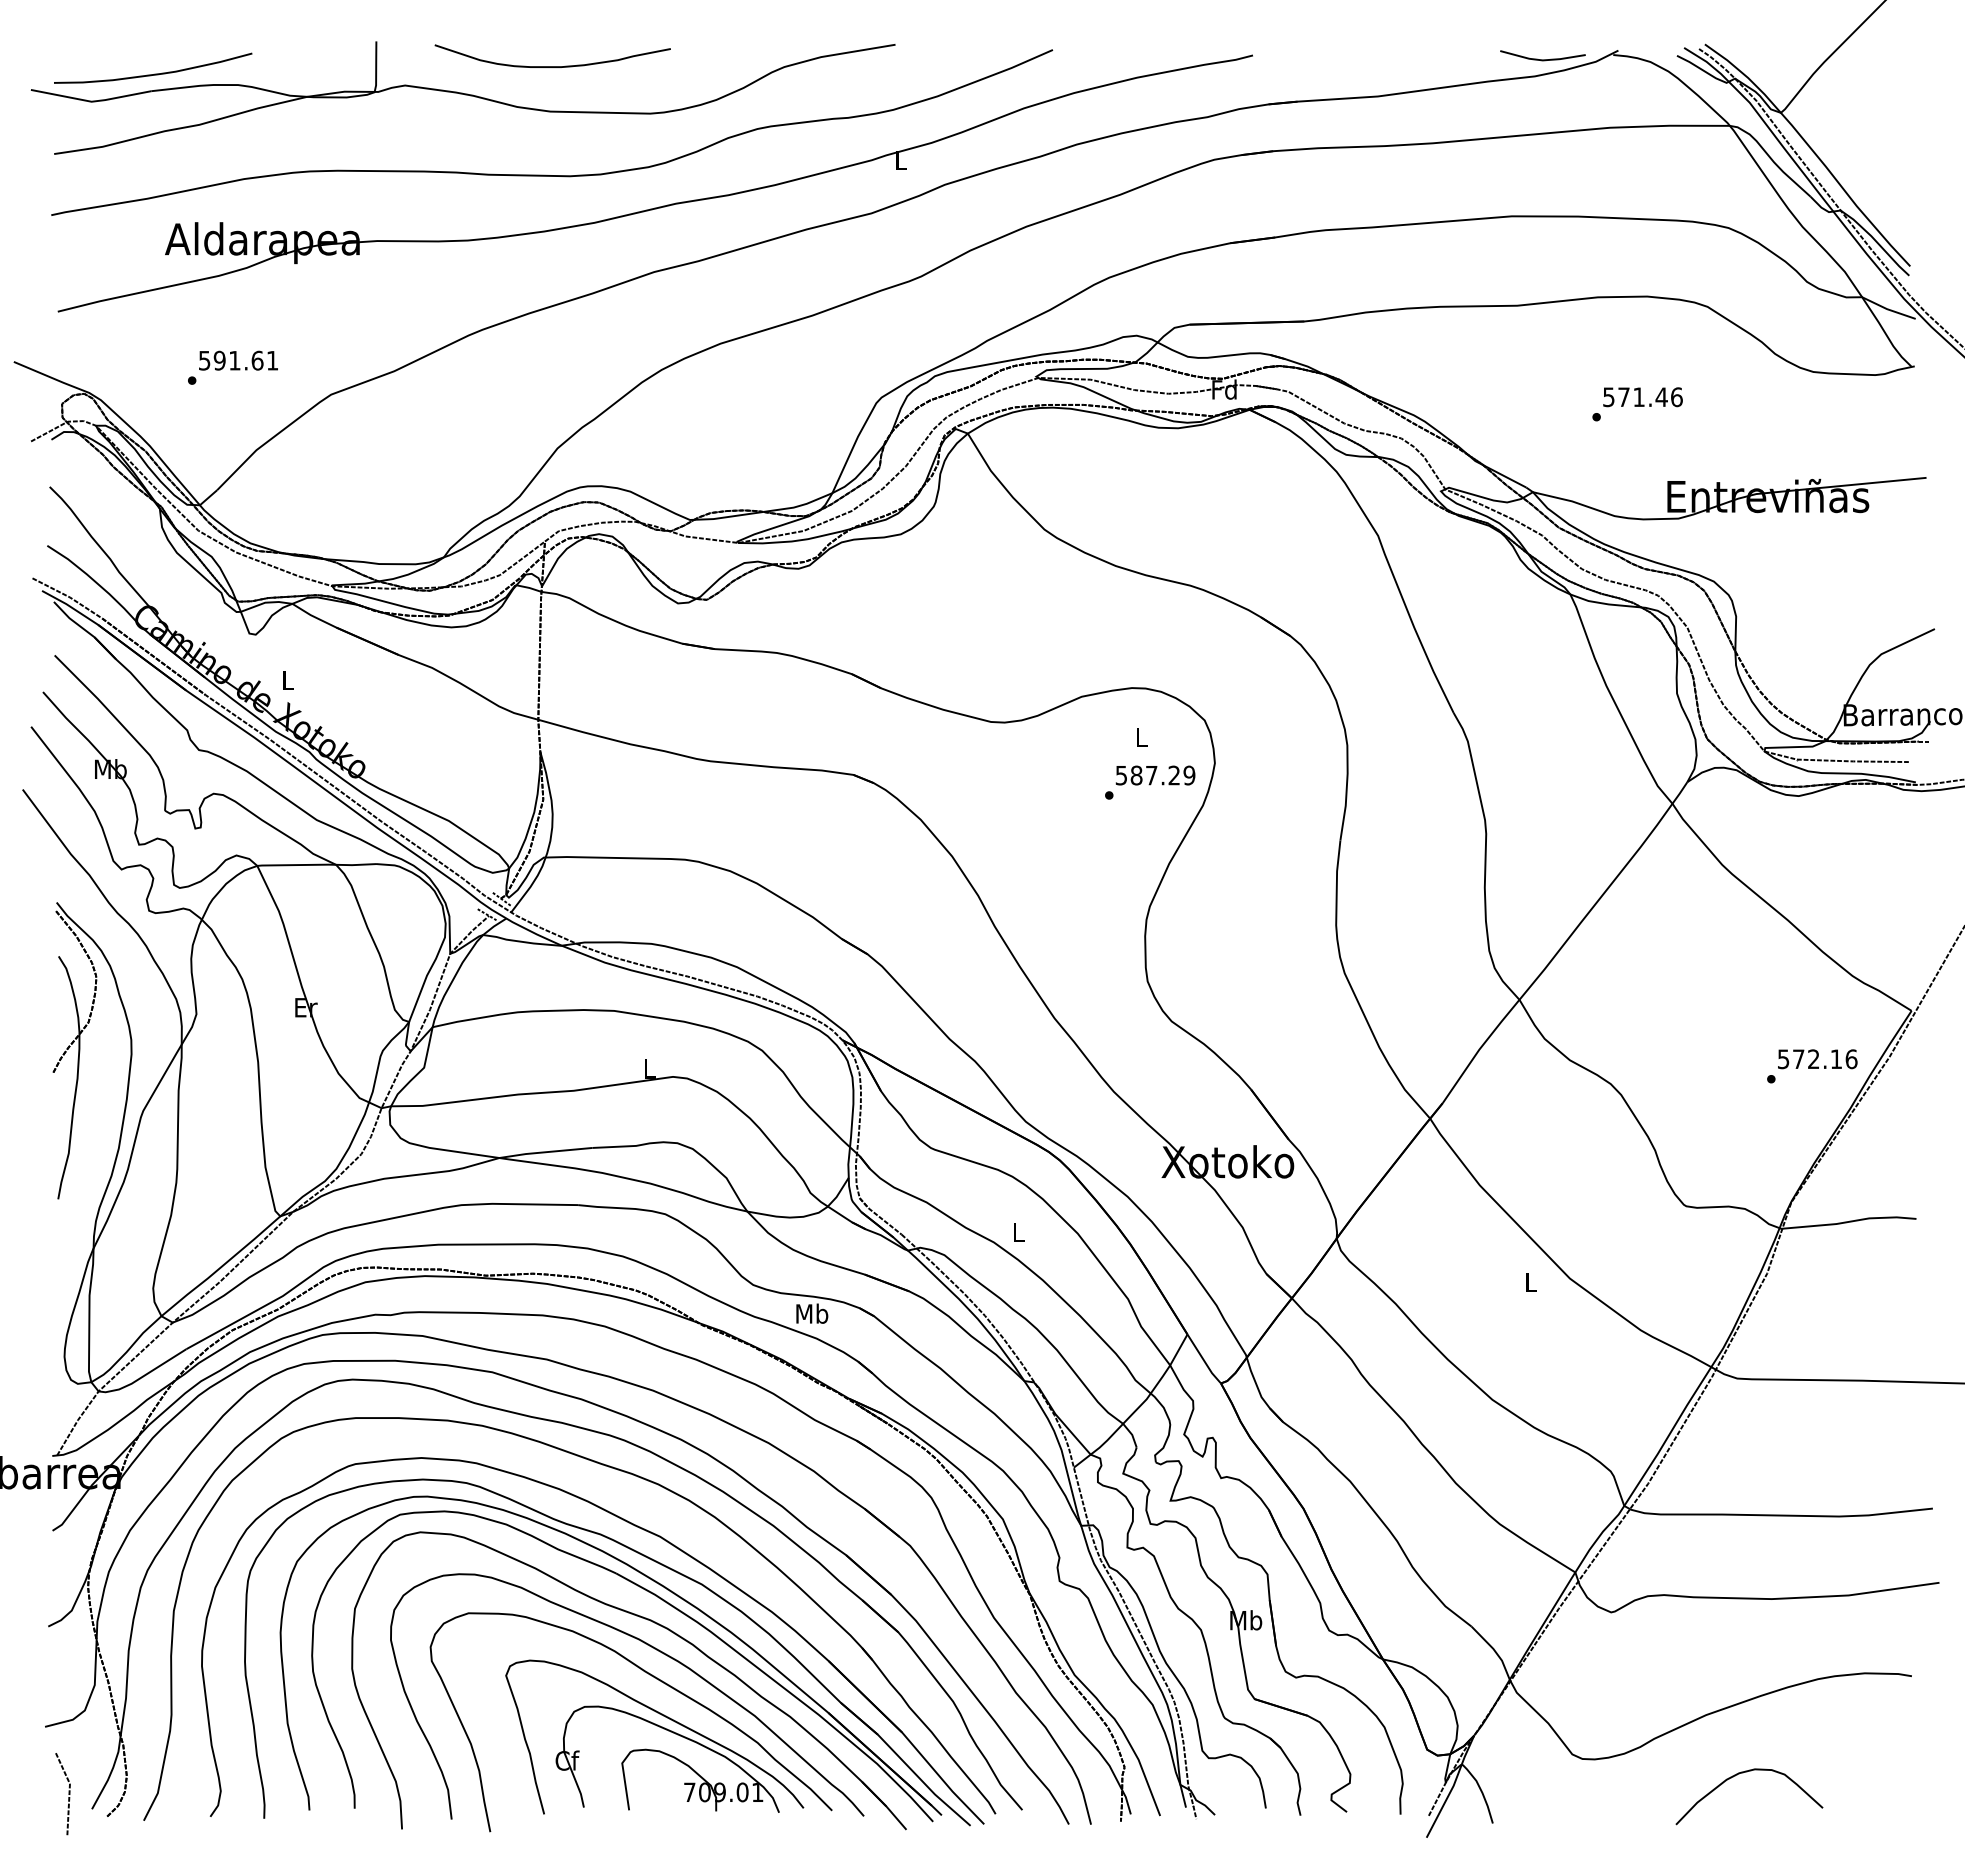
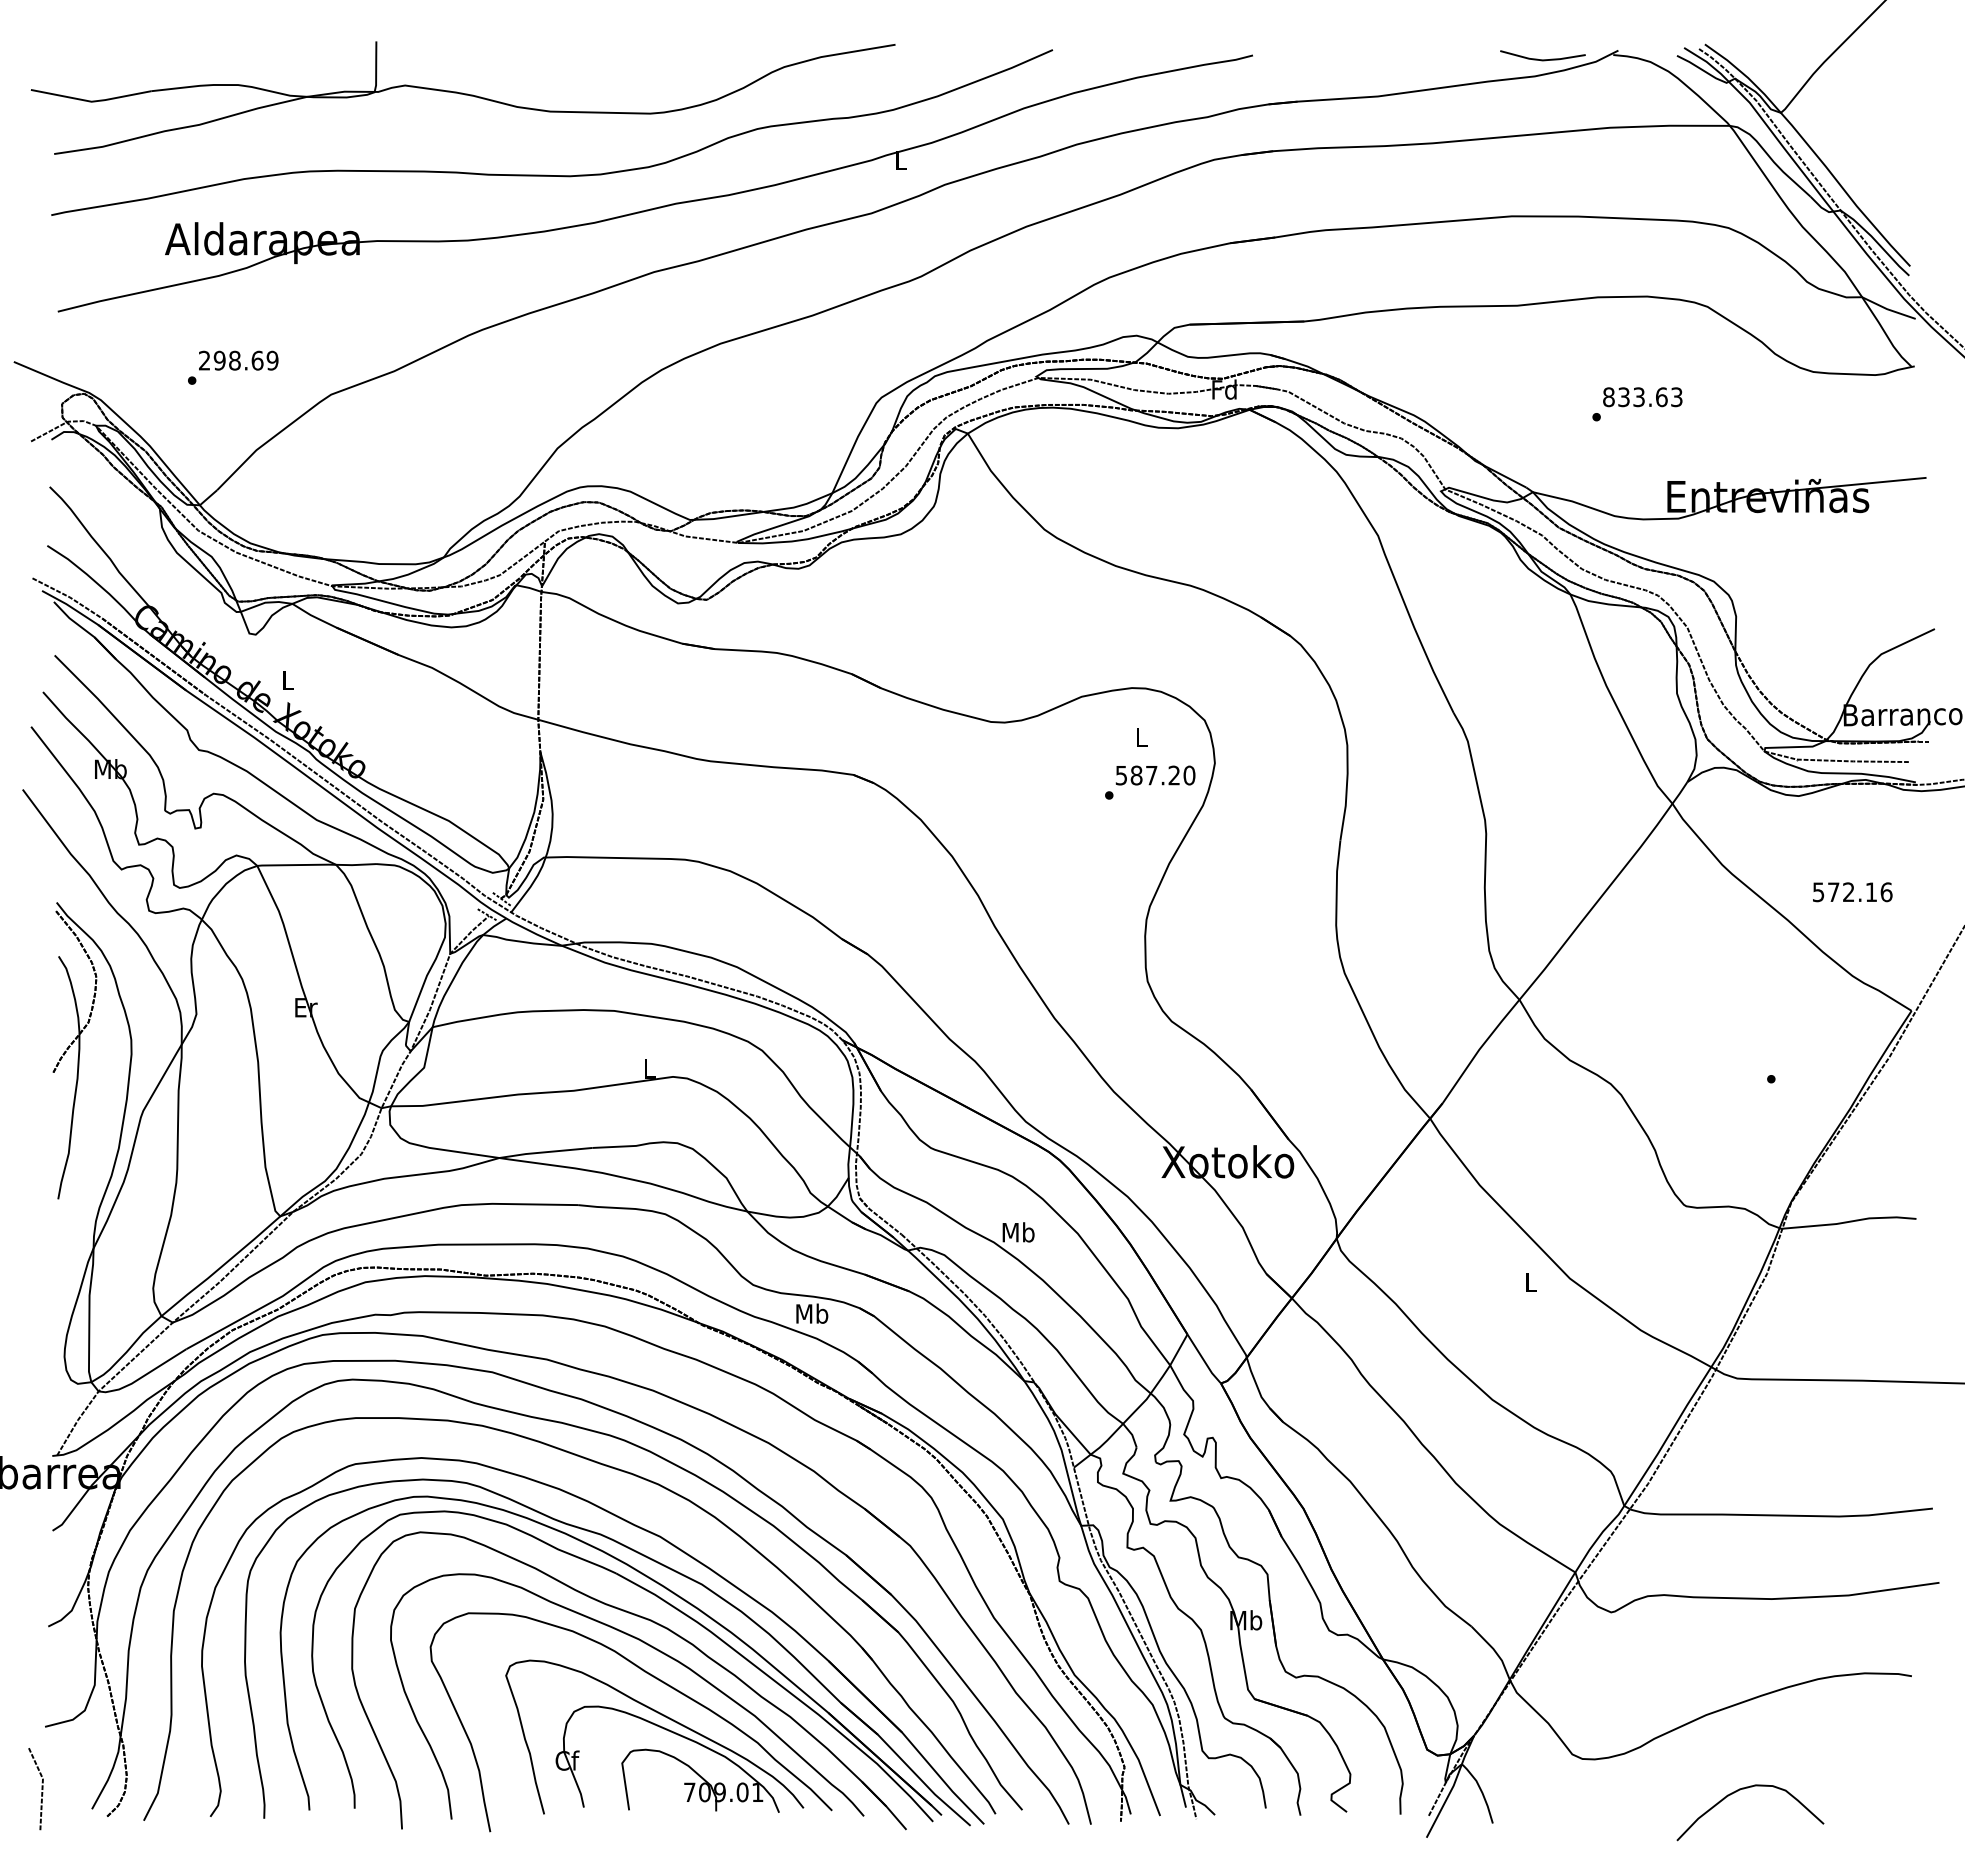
curve: present -> none (552, 66)
curve: present -> none (154, 73)
text: 591.61 -> 298.69 (238, 360)
text: 571.46 -> 833.63 (1642, 397)
text: 587.29 -> 587.20 (1189, 775)
text position: (1817, 1059) -> (1852, 892) (1852, 892)
text: L -> Mb (1018, 1232)
curve position: (1743, 1773) -> (1744, 1789) (1744, 1789)
line position: (68, 1794) -> (41, 1789) (41, 1789)
